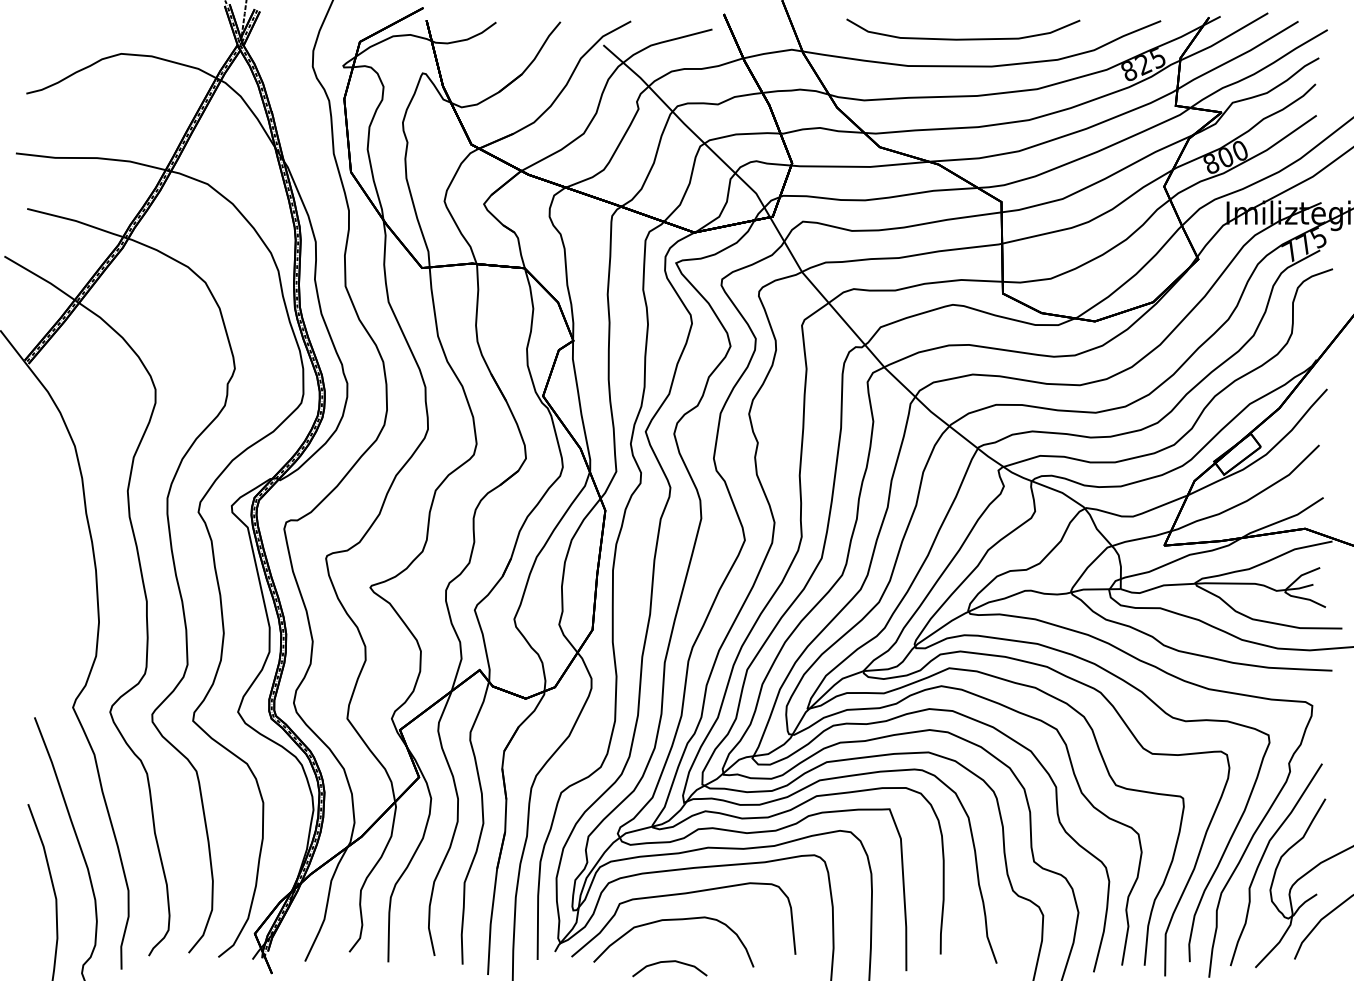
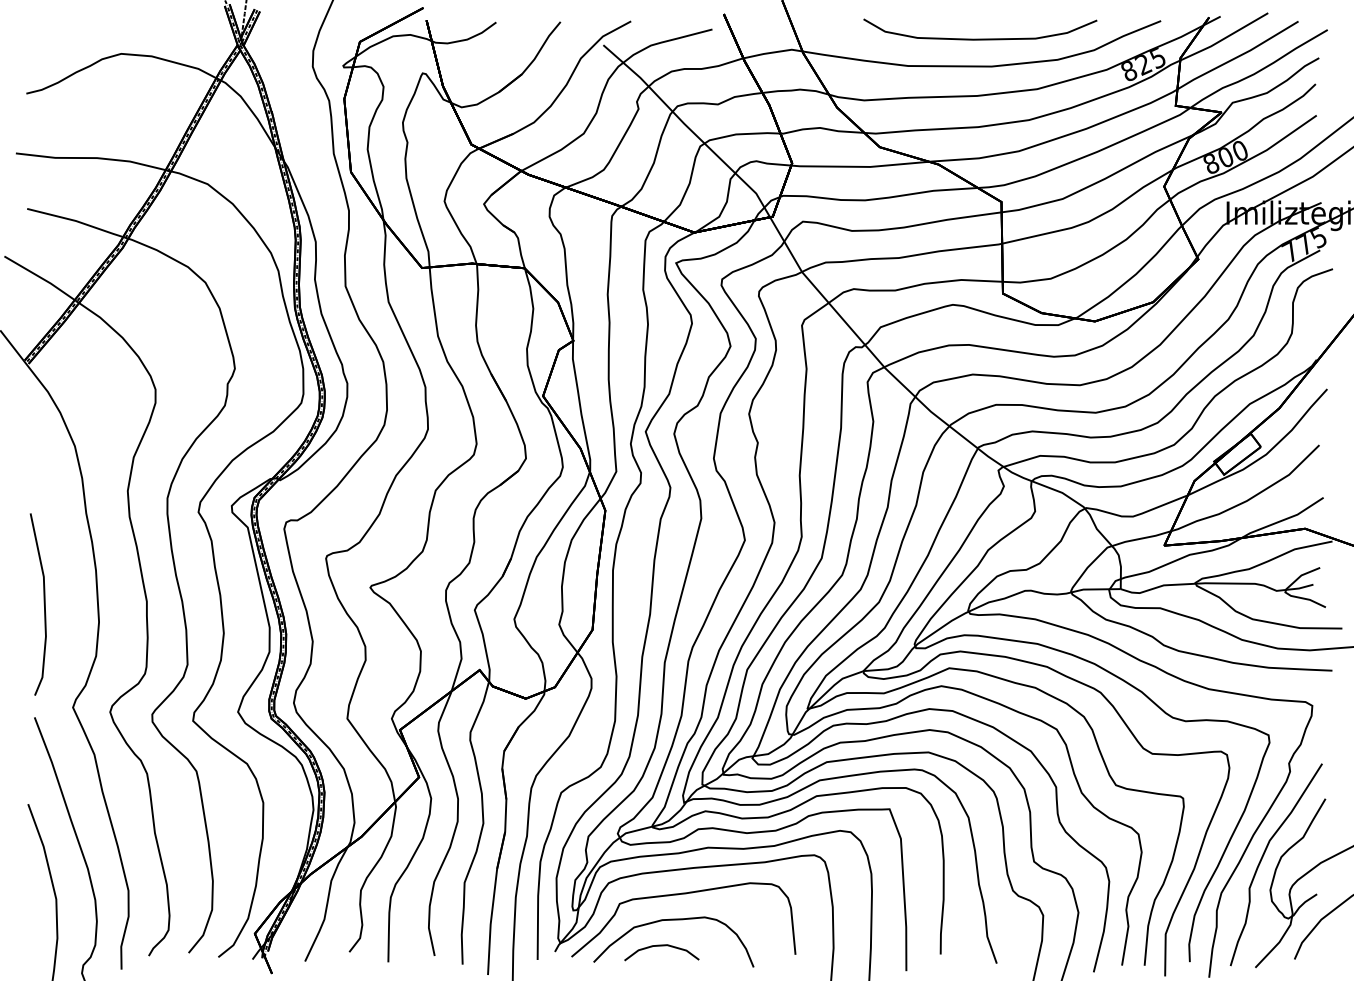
curve position: (963, 38) -> (980, 38) (980, 38)
line: none -> present (43, 604)
curve position: (669, 962) -> (661, 946) (661, 946)
